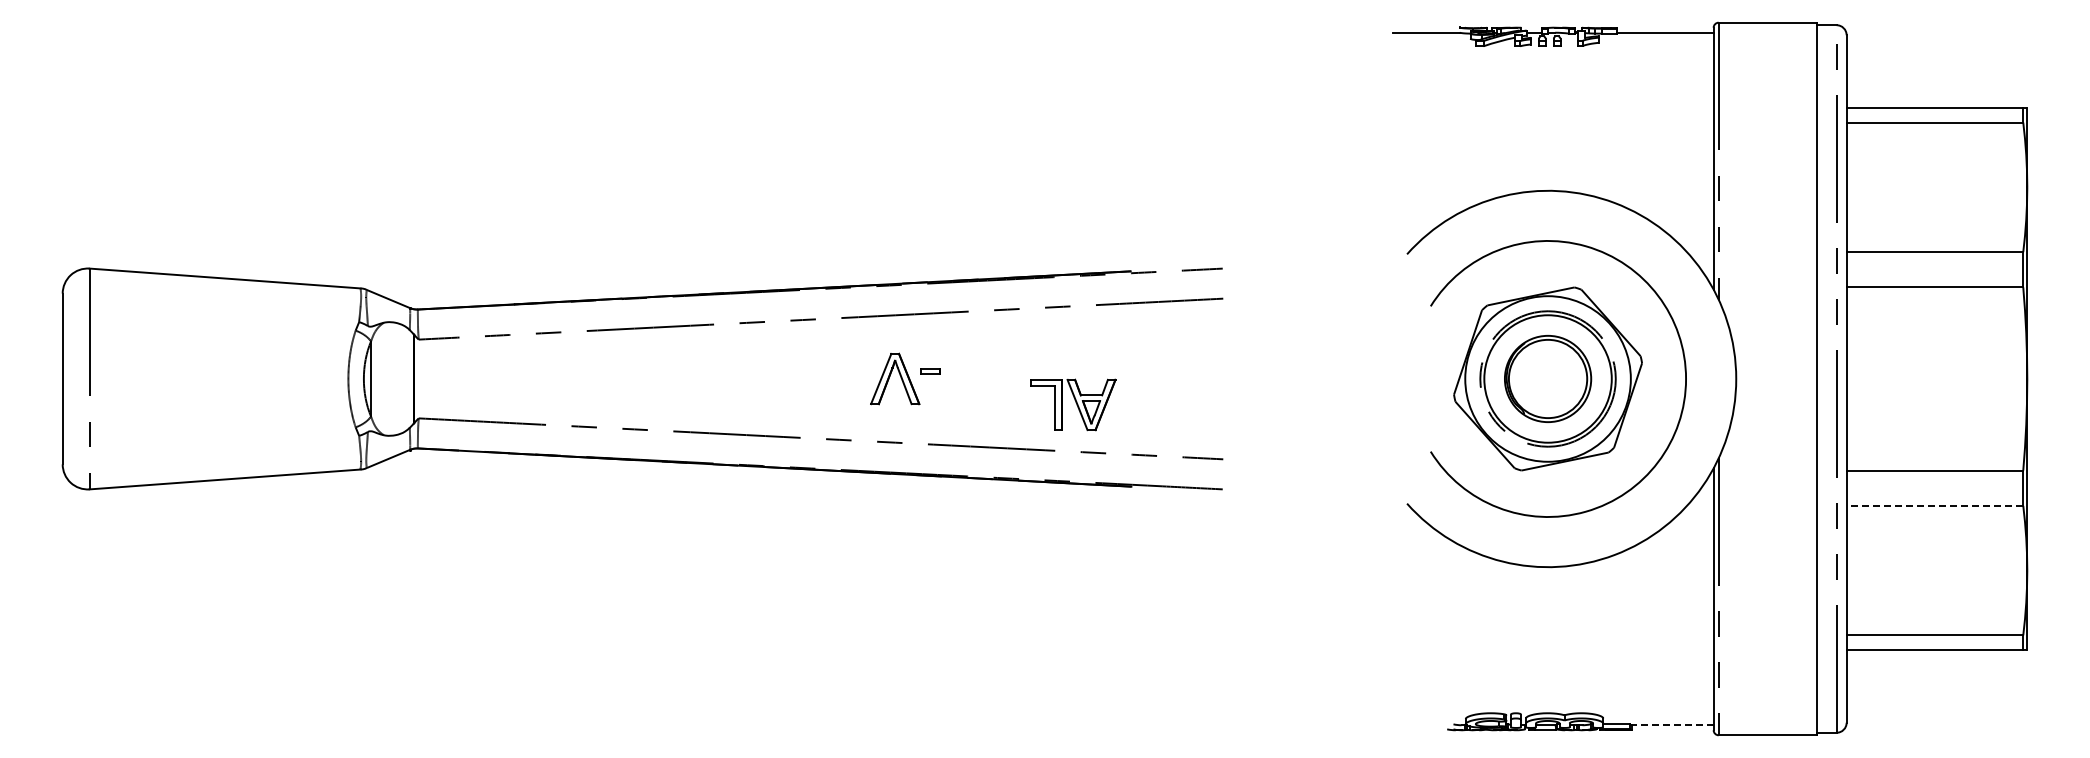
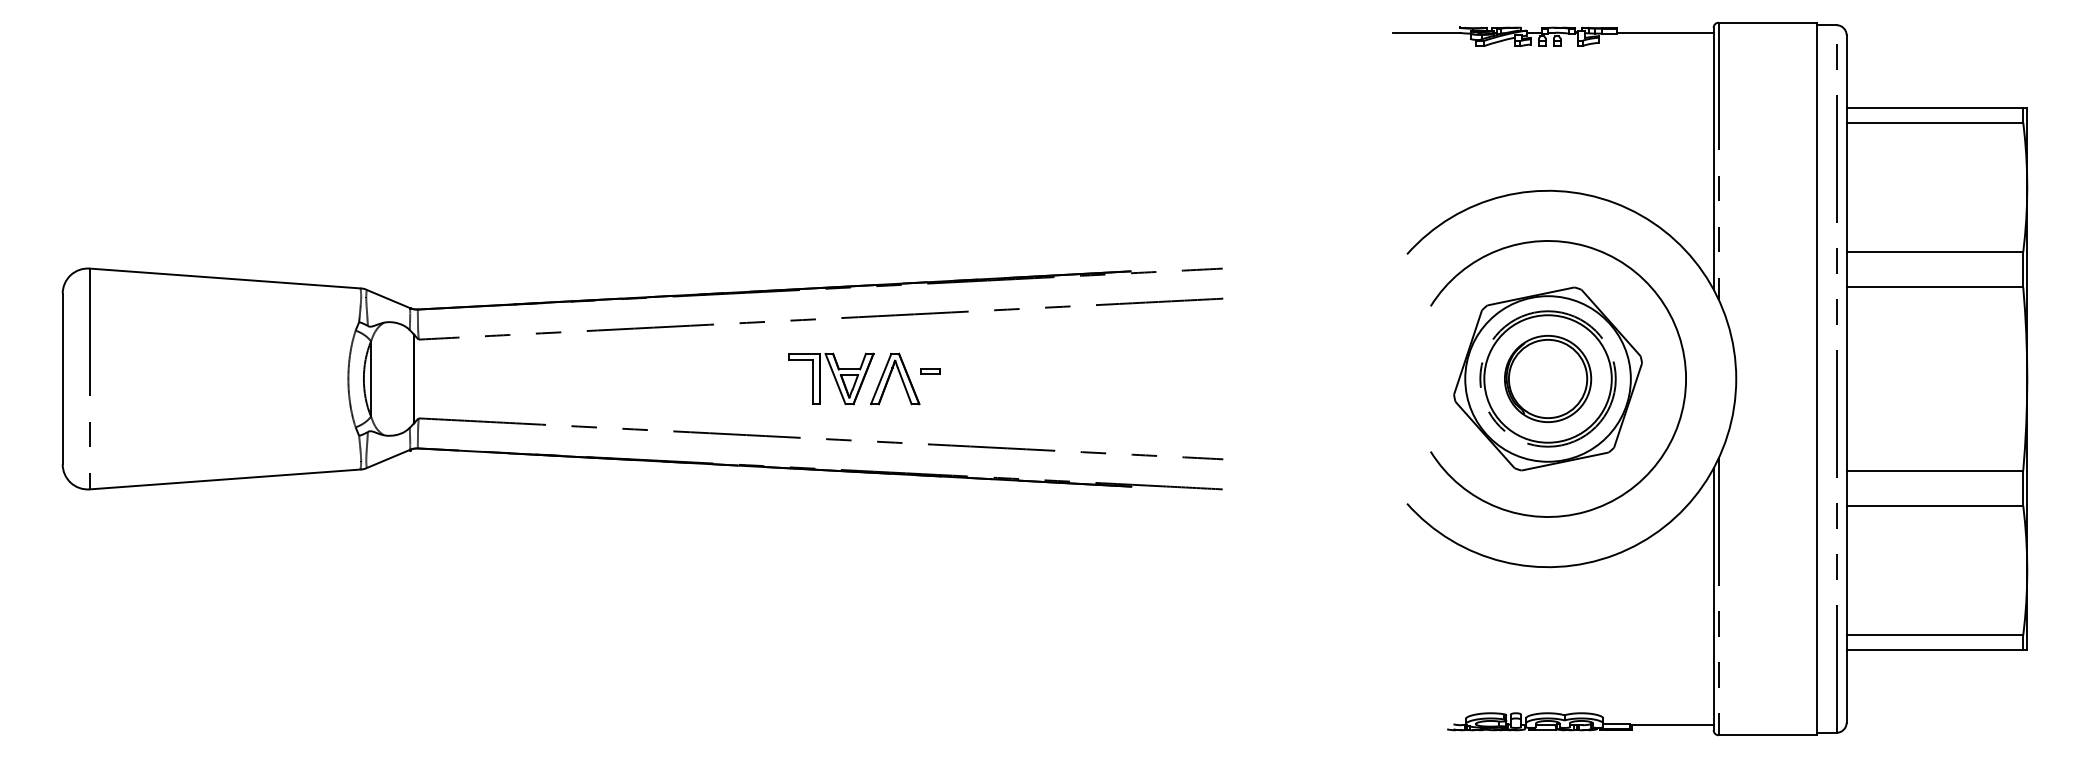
part position: (1073, 404) -> (831, 378) (831, 378)
line: dashed -> solid (1934, 505)
line: dashed -> solid (1672, 725)
